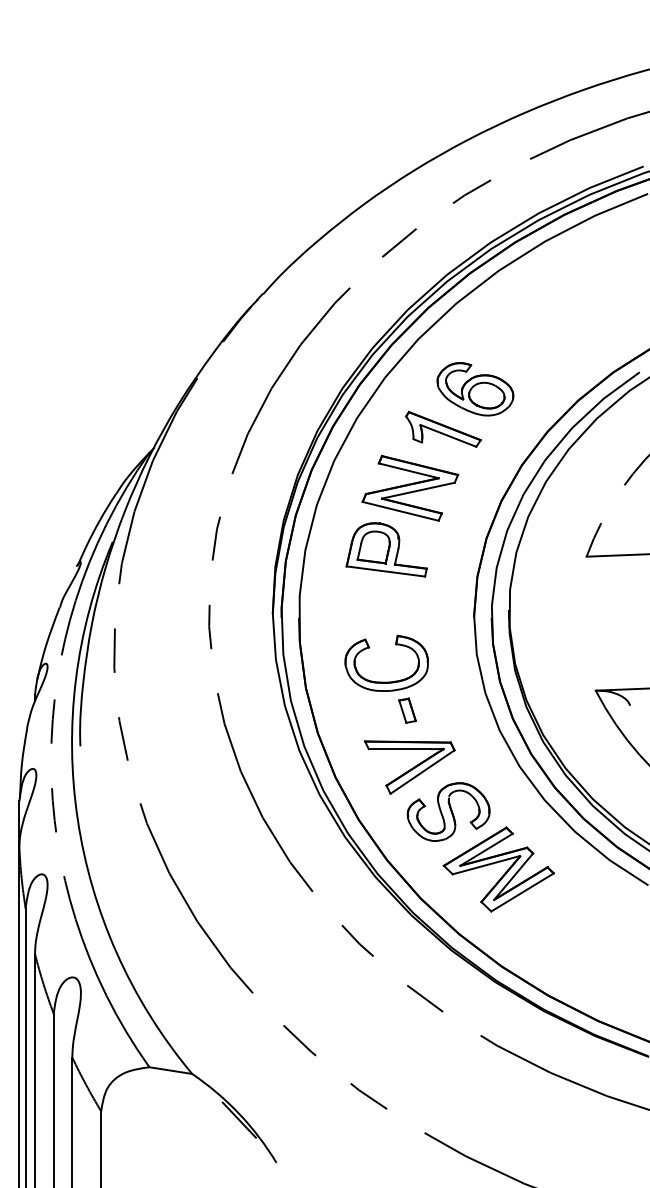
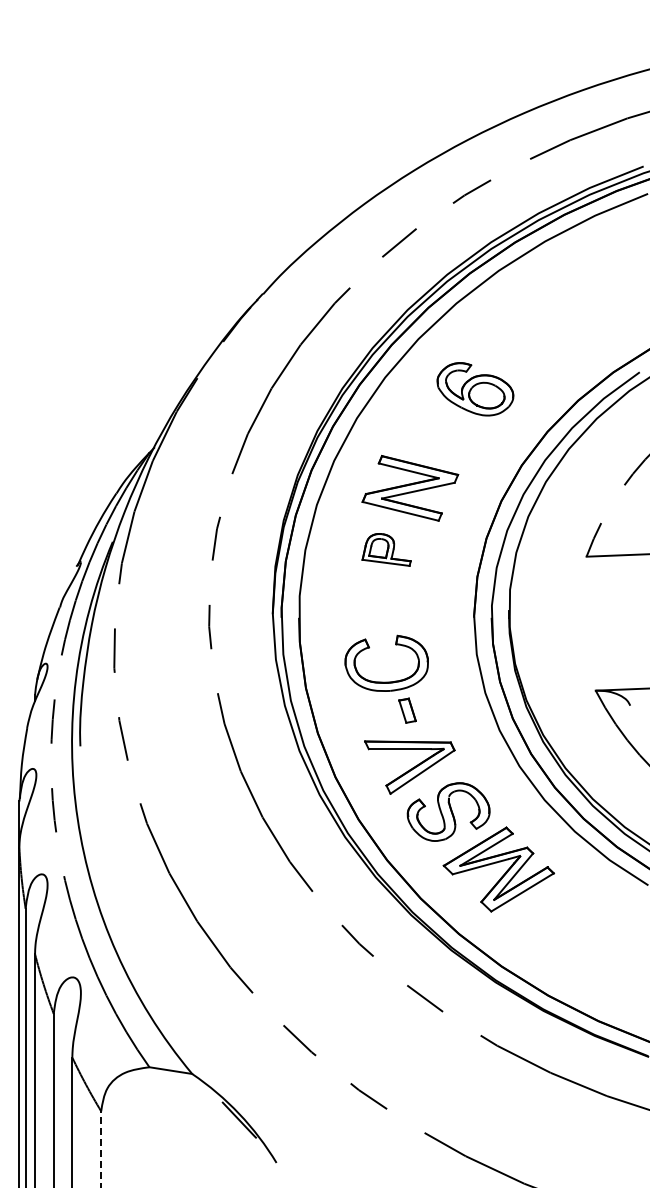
part: present -> none (443, 428)
part size: 83x56 px -> 51x34 px (386, 549)
line: solid -> dashed (101, 1149)
